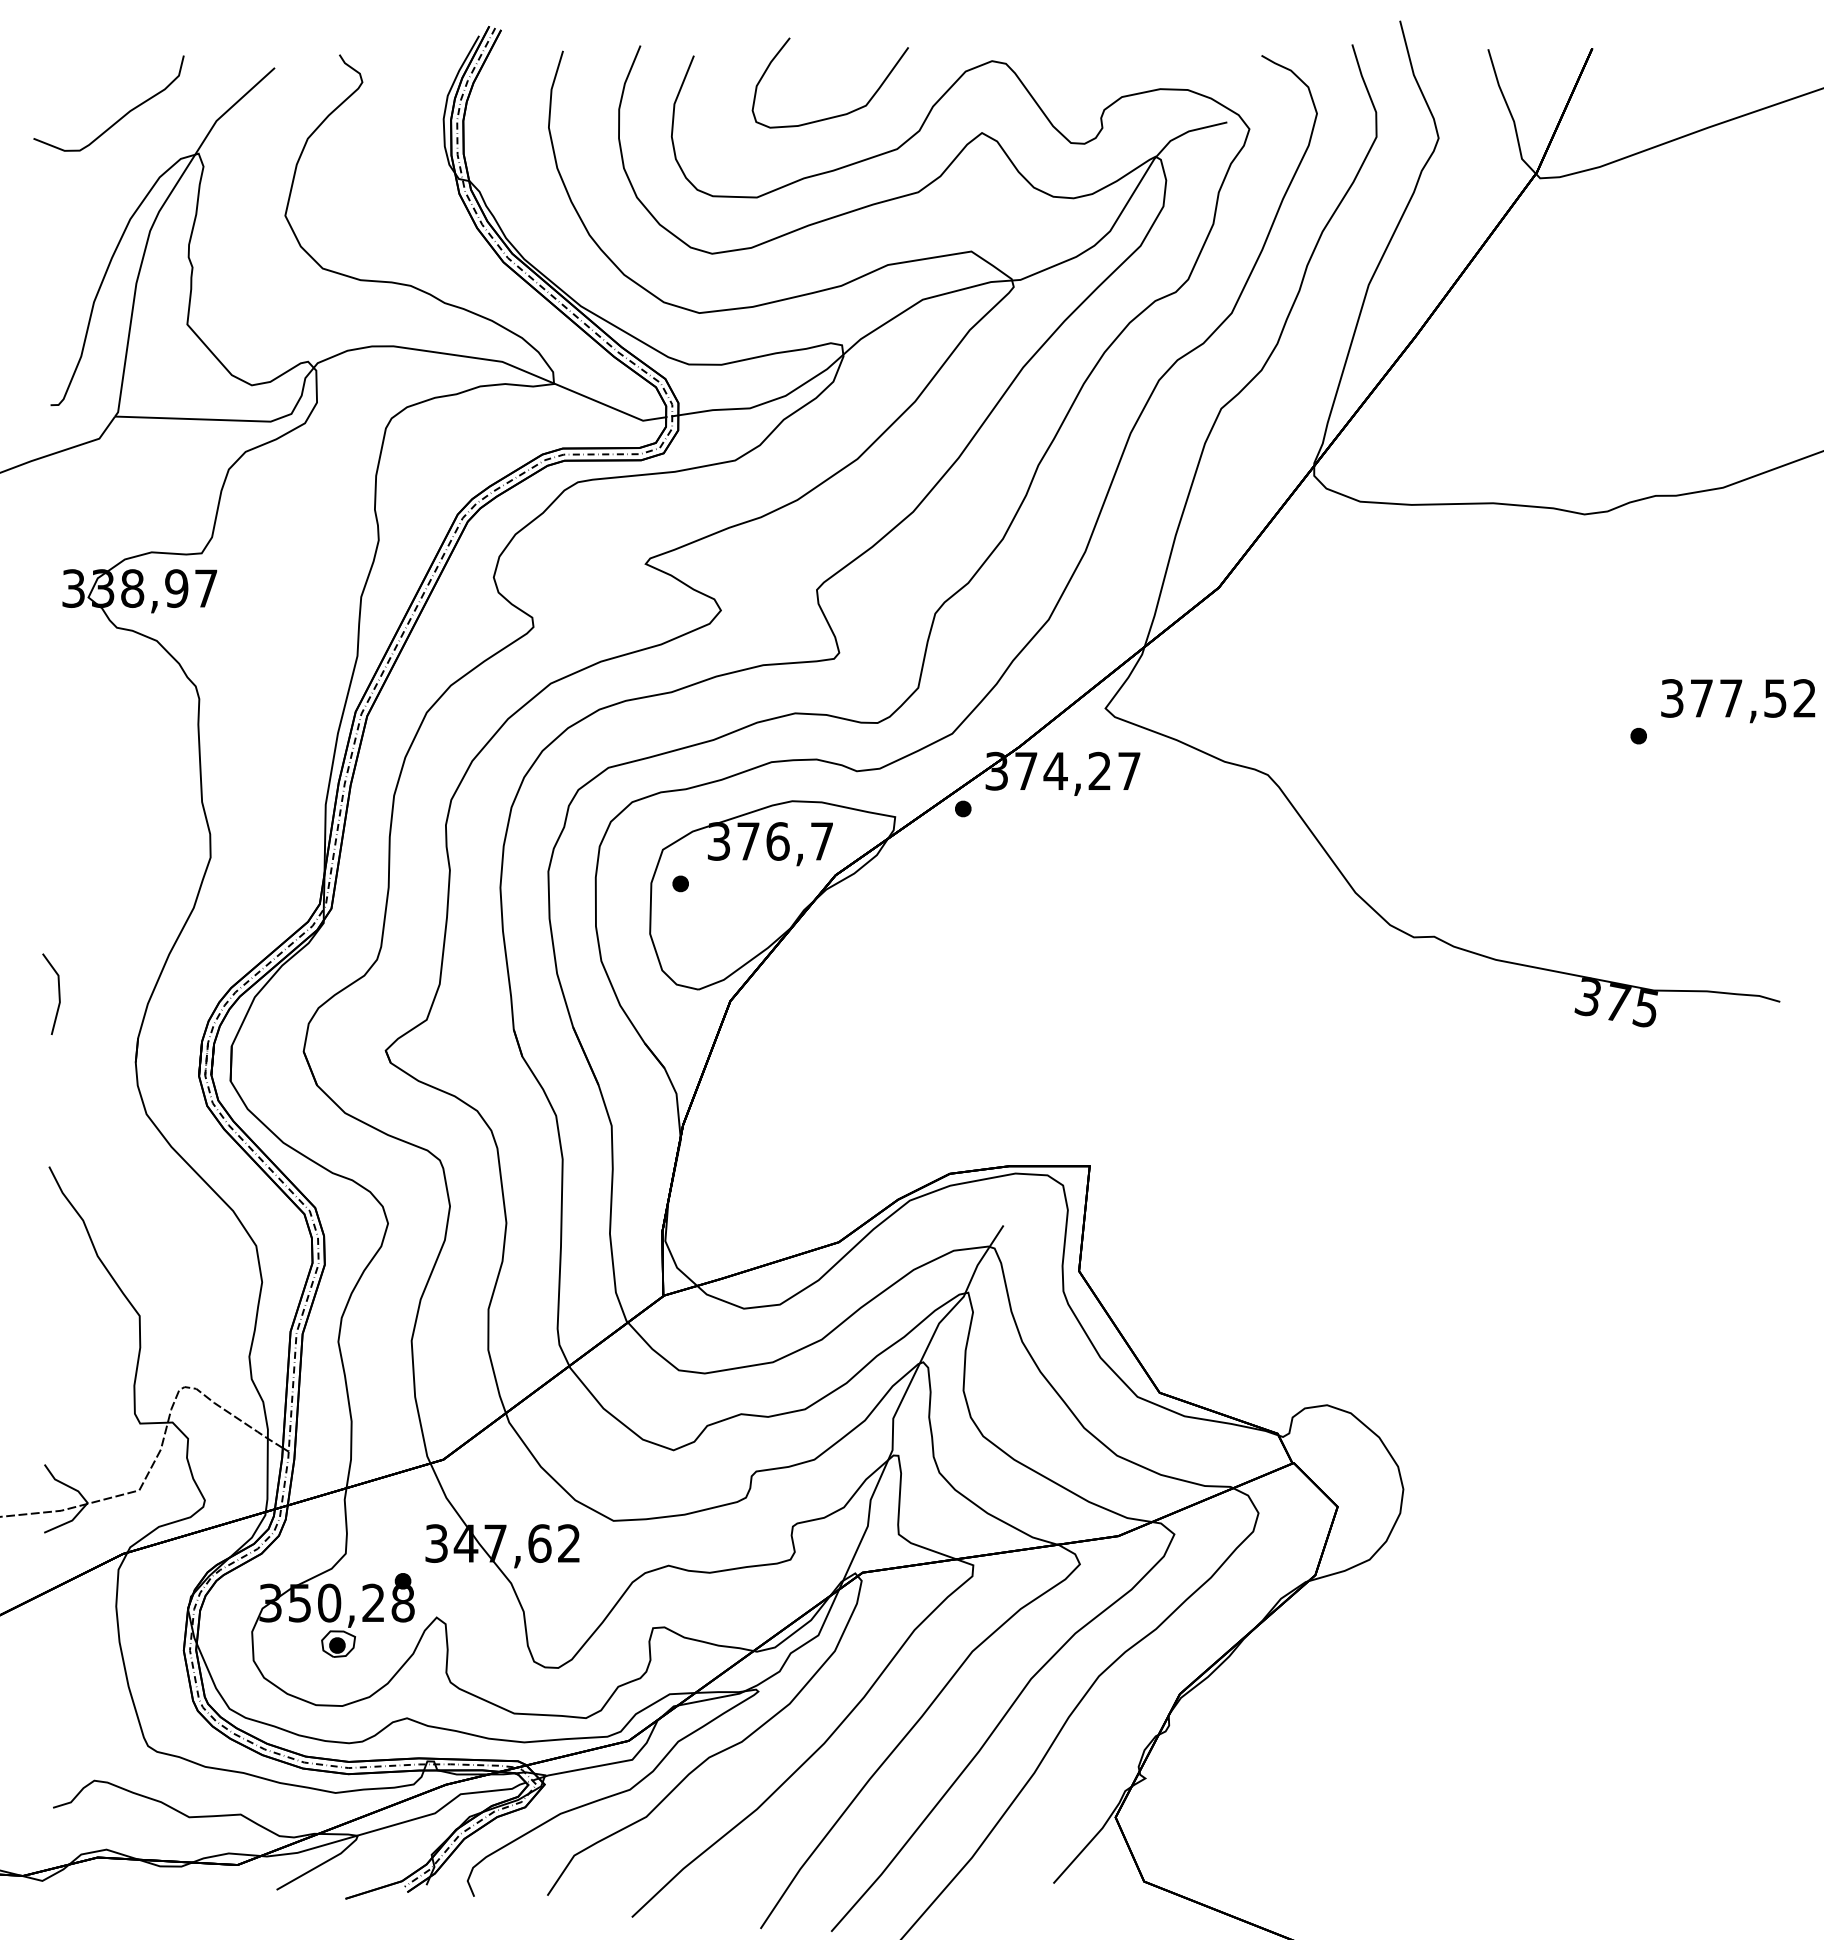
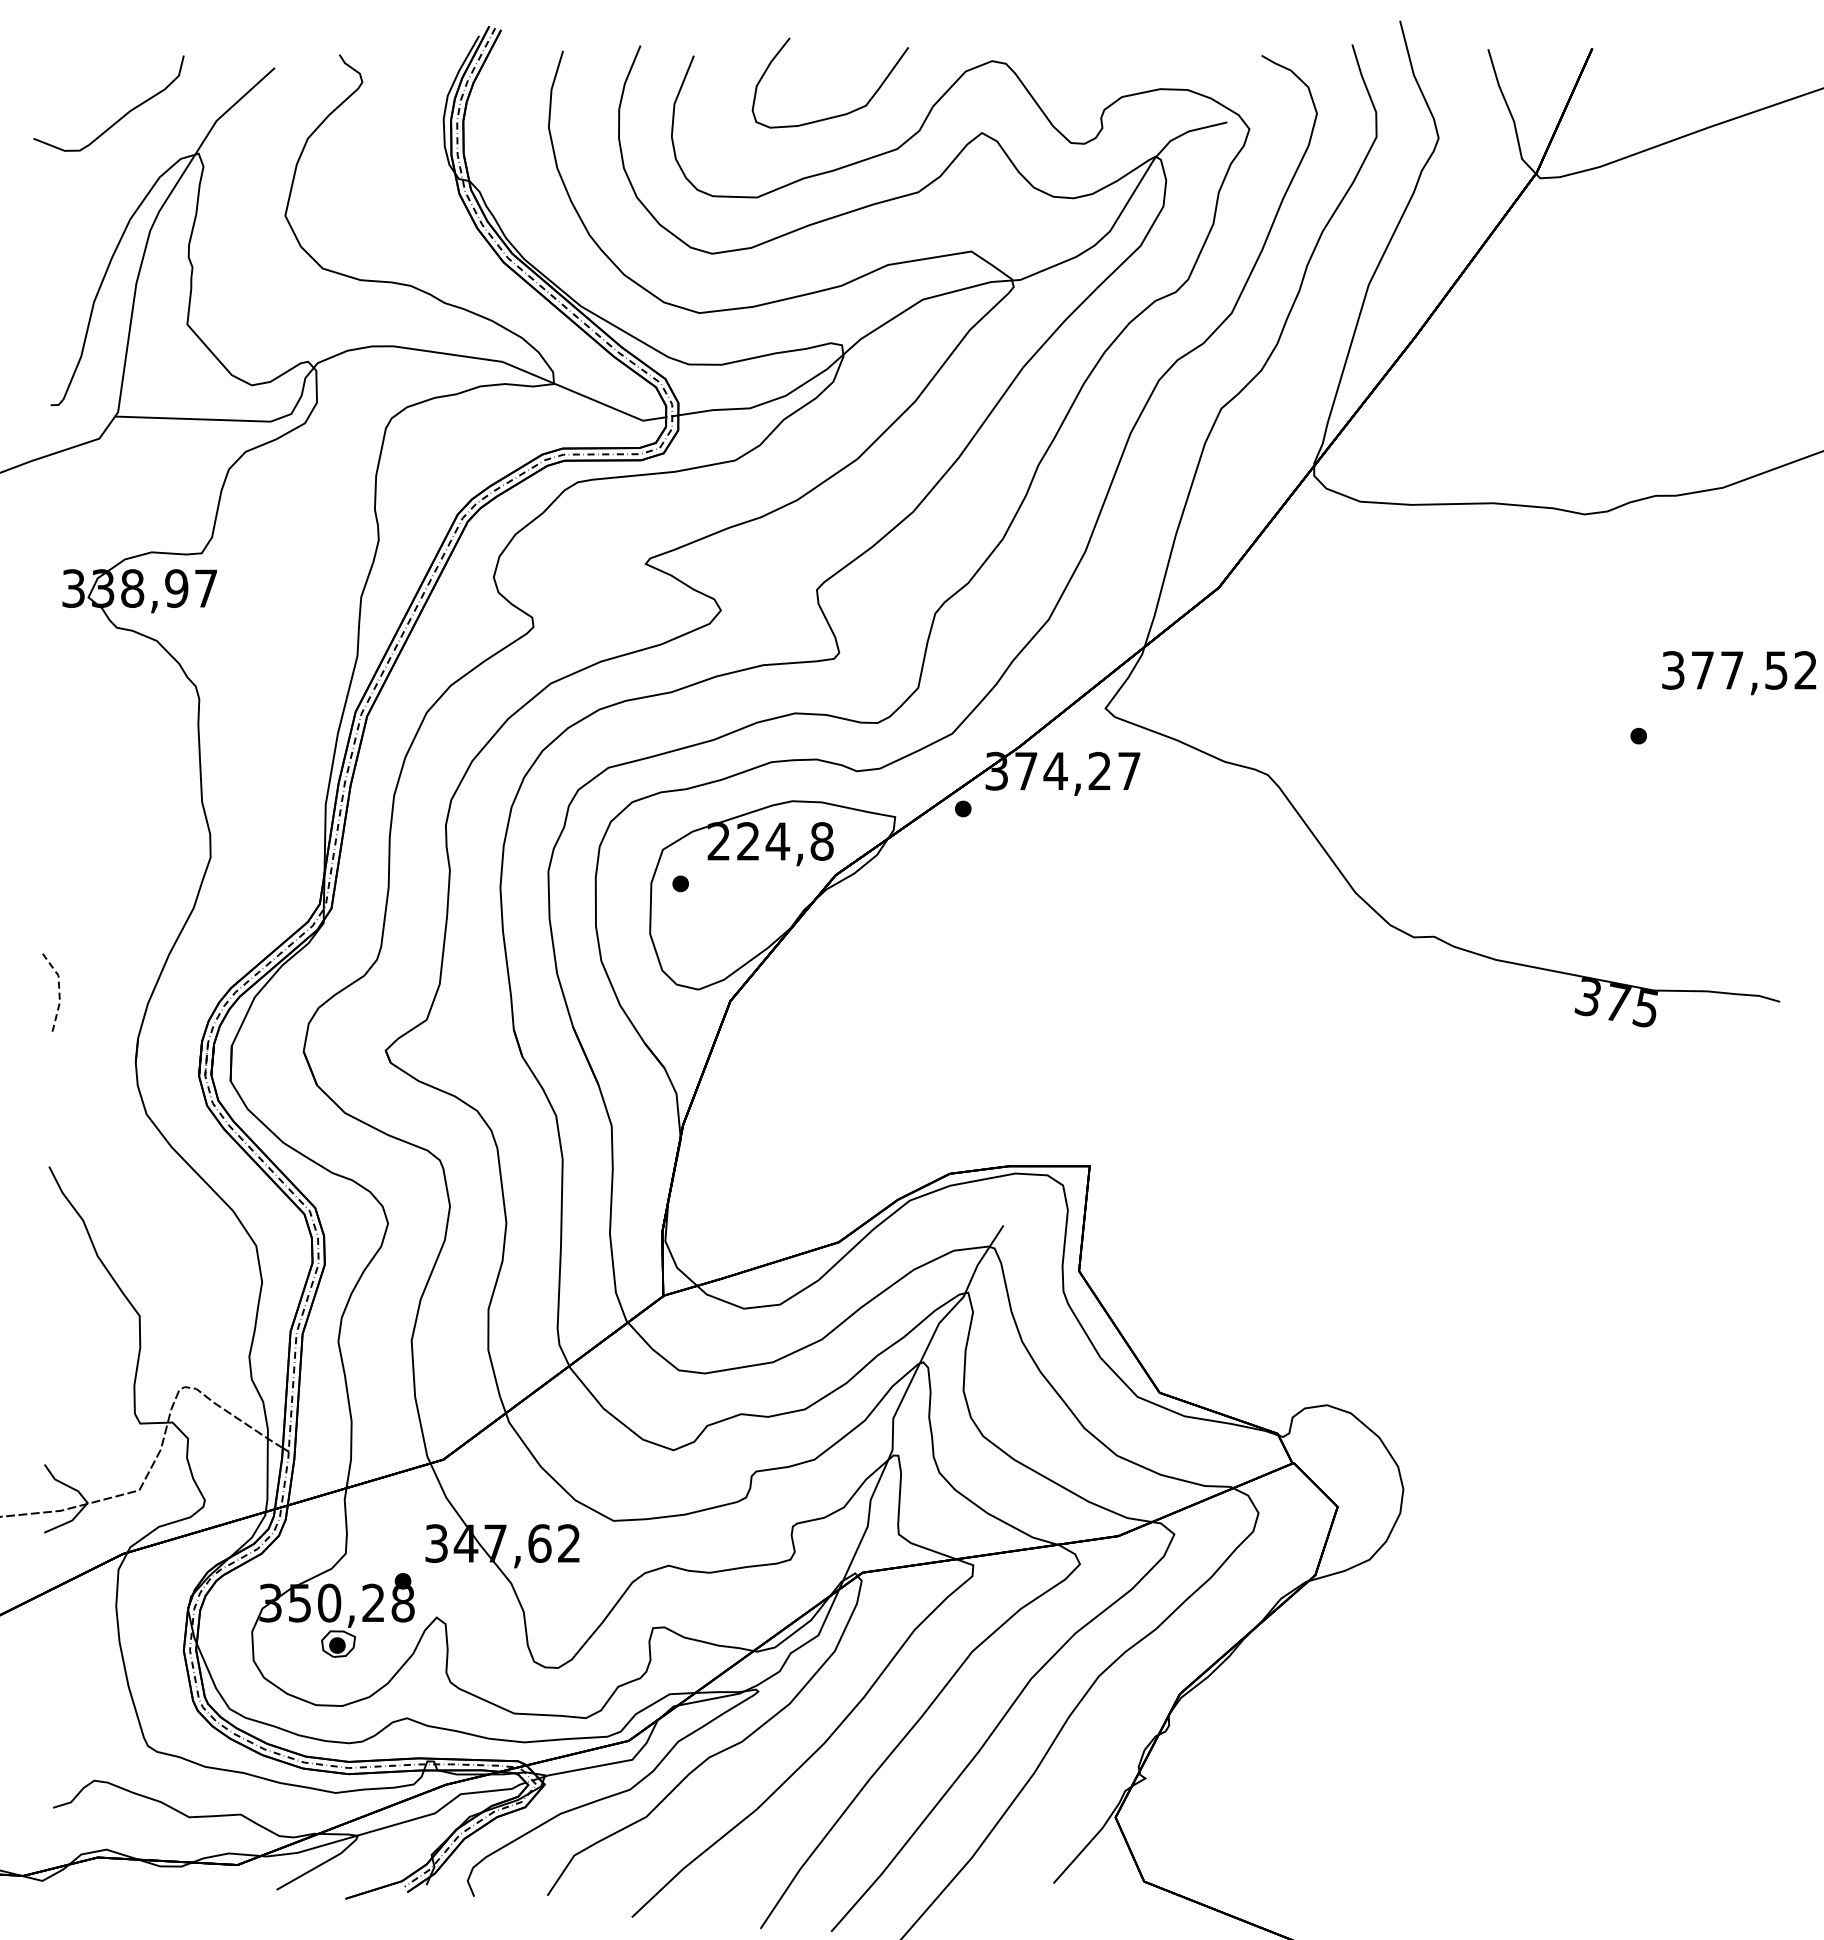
text position: (1738, 701) -> (1739, 673) (1739, 673)
text: 376,7 -> 224,8 (770, 841)
line: solid -> dashed (59, 992)
